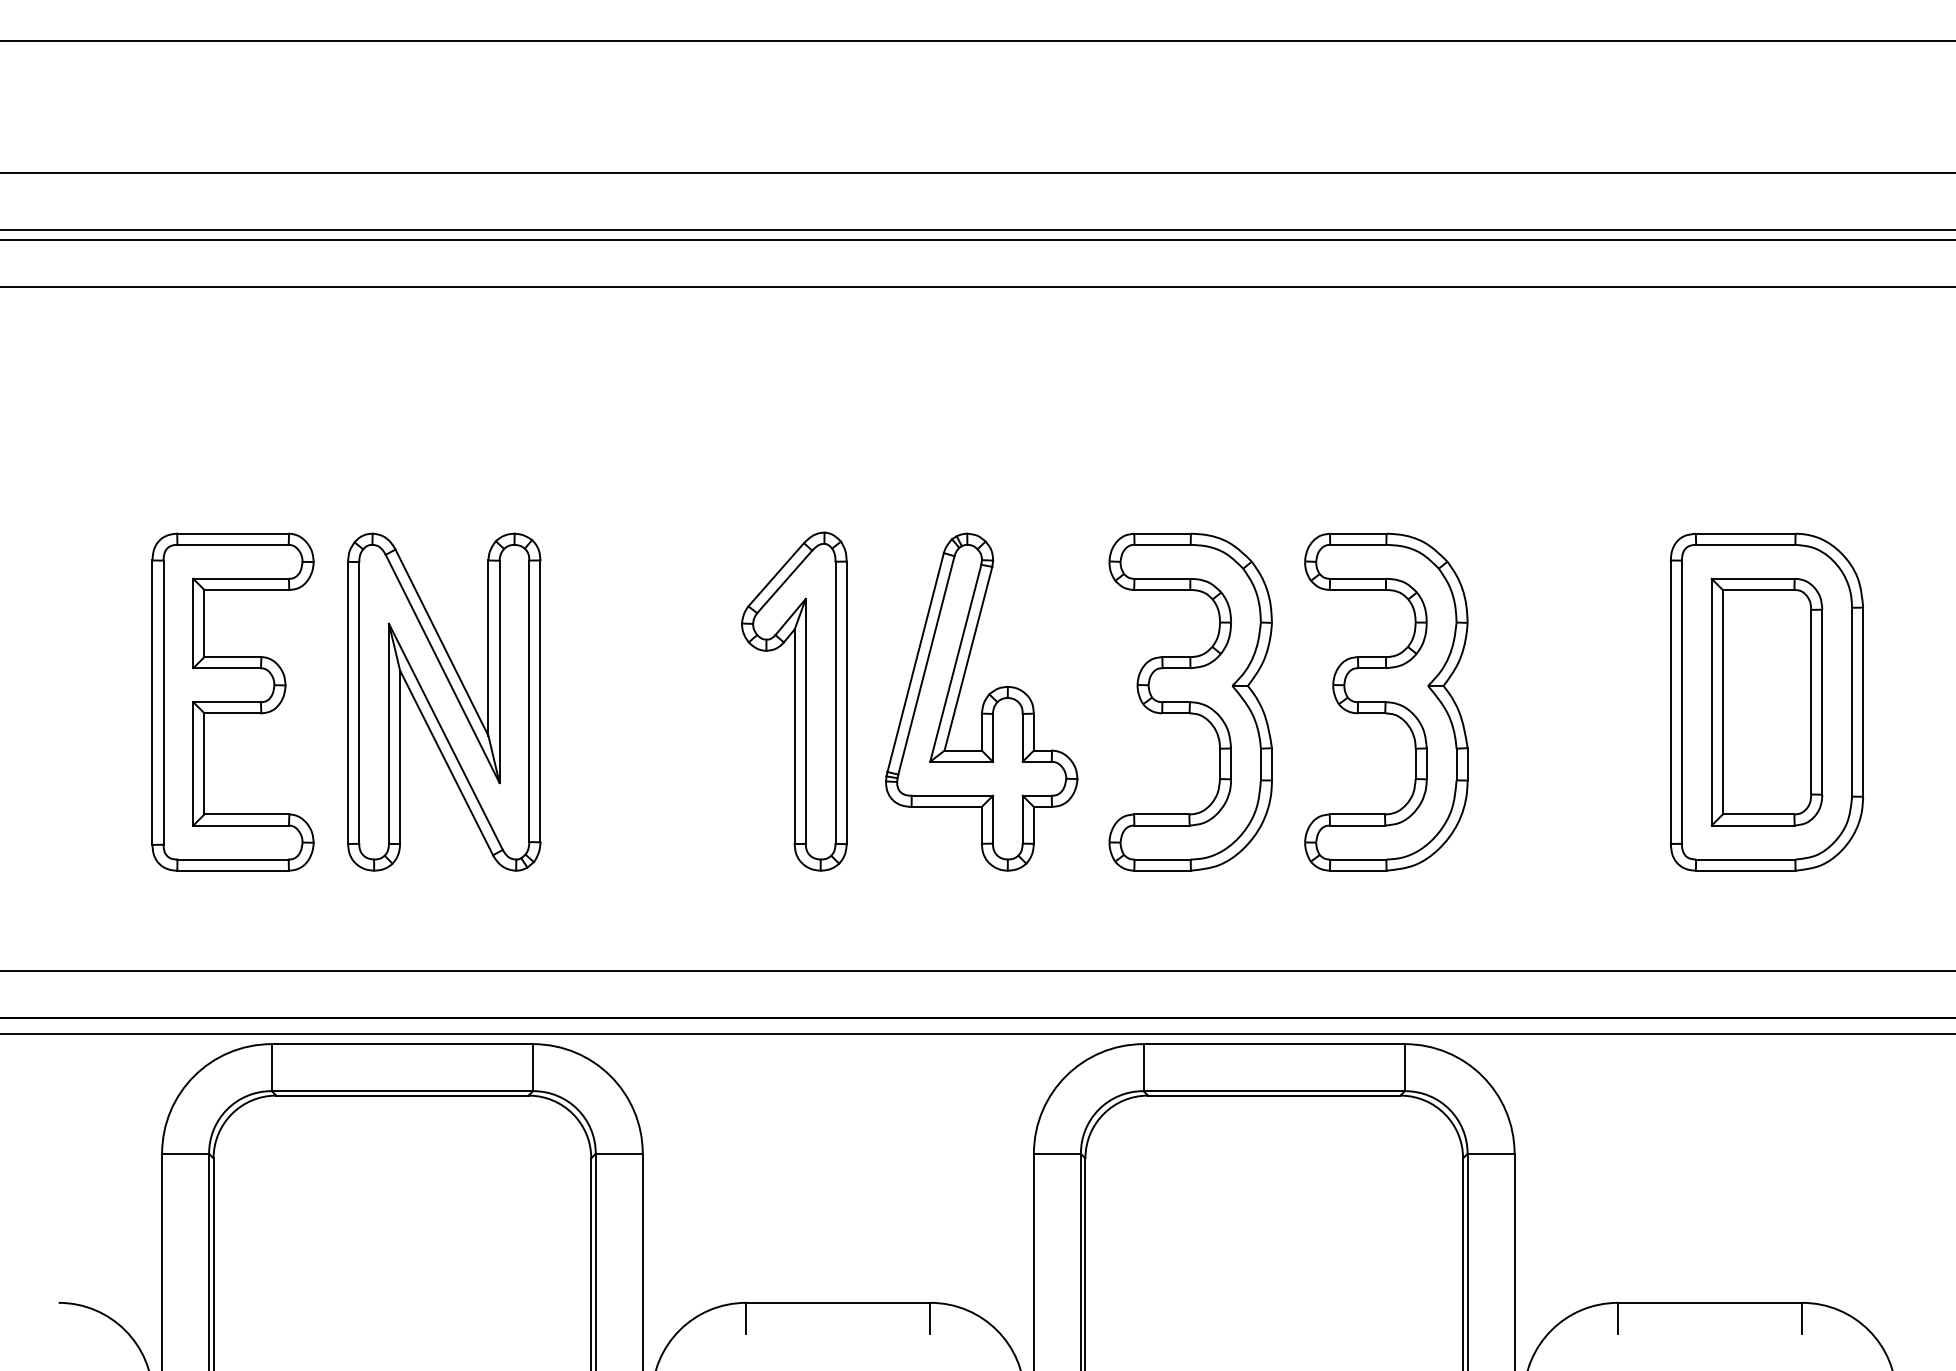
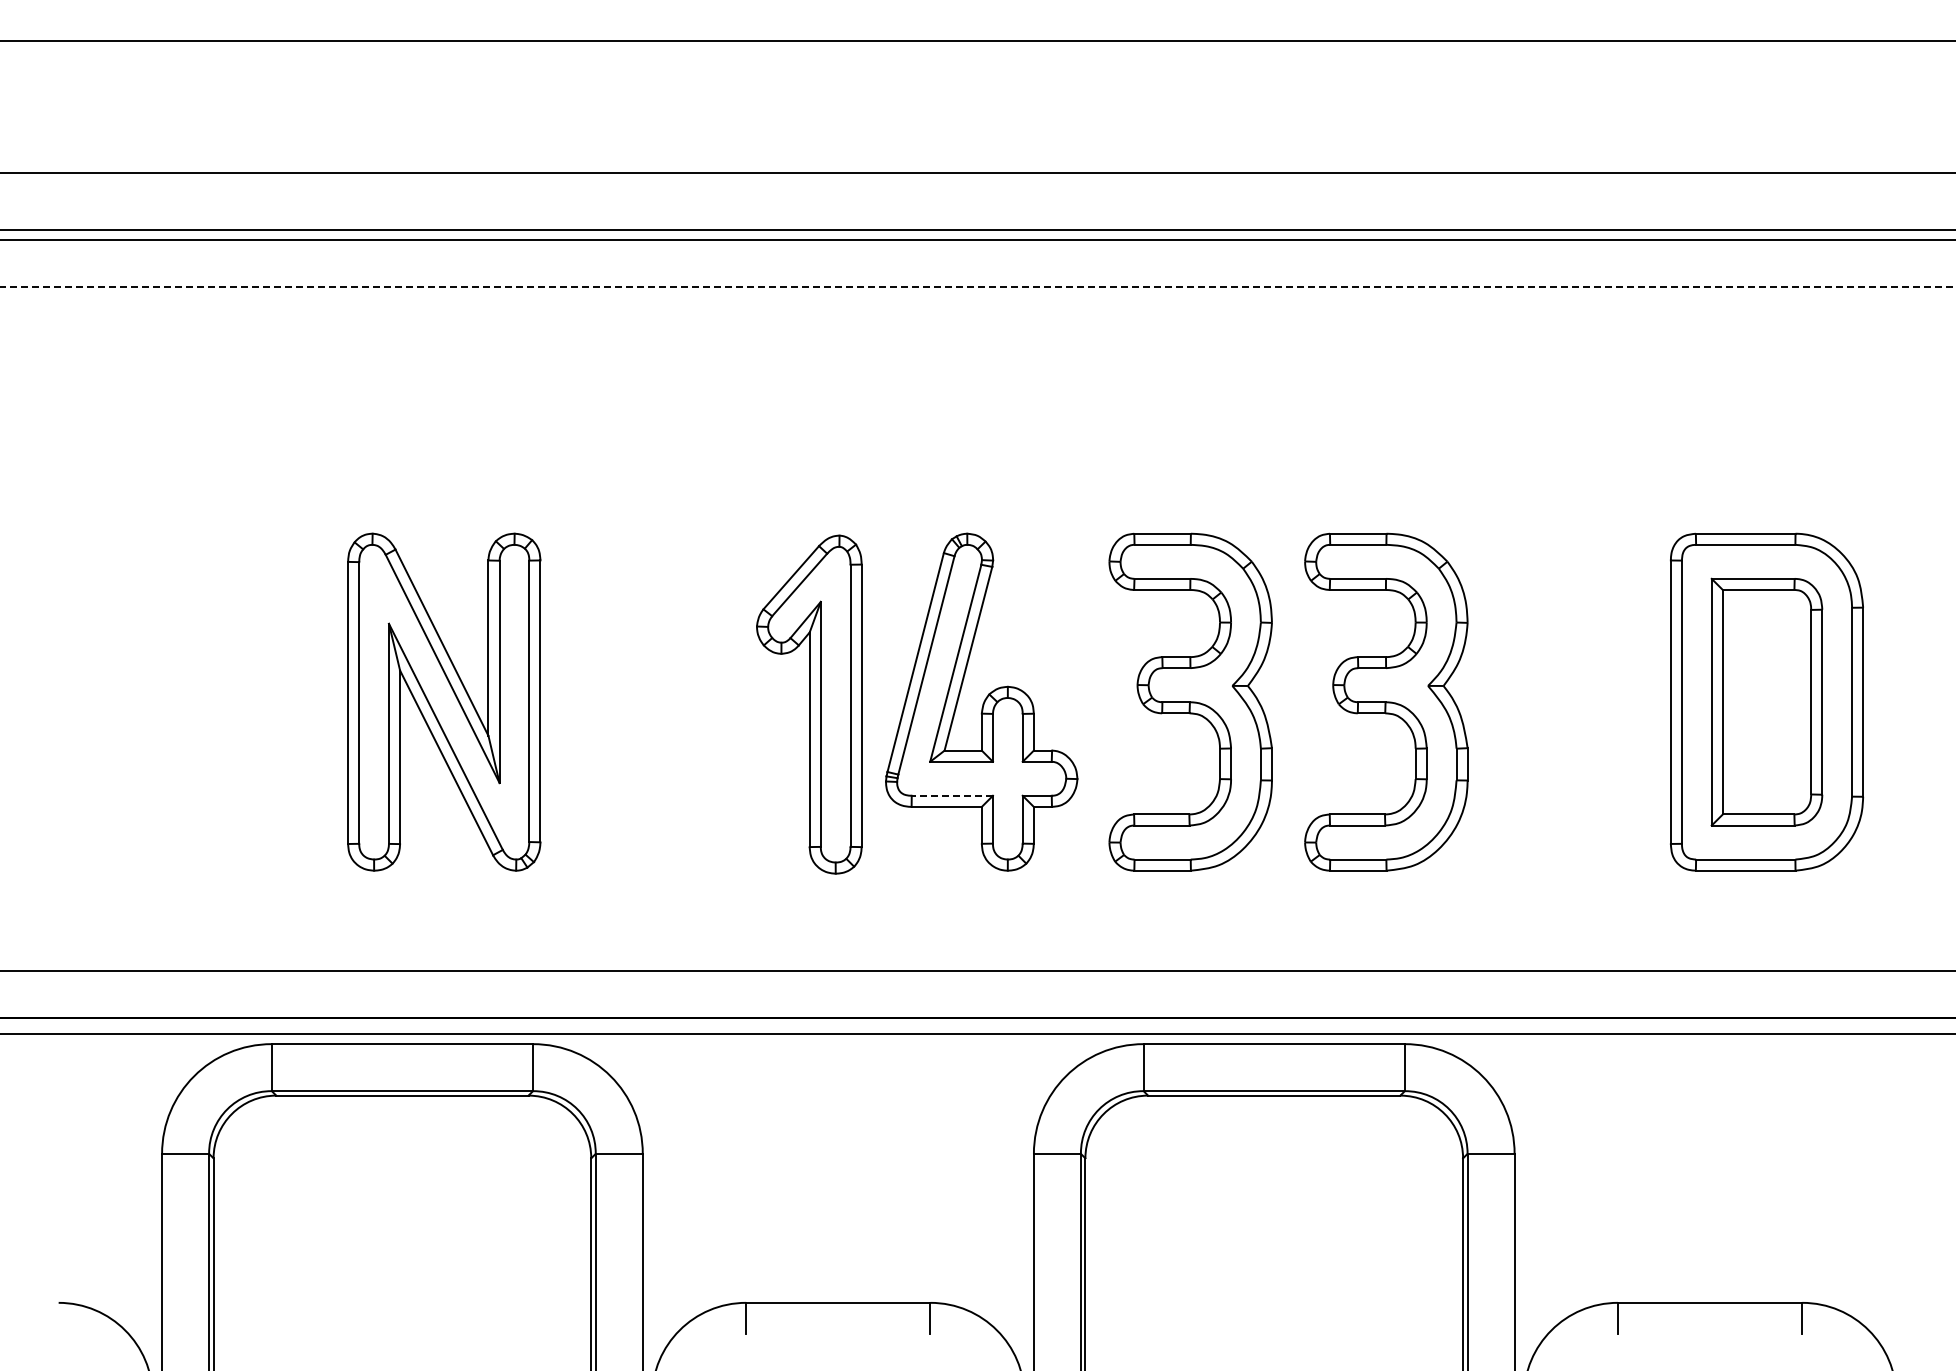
line: solid -> dashed (978, 287)
part: present -> none (232, 701)
part position: (794, 701) -> (809, 704) (809, 704)
line: solid -> dashed (952, 795)
